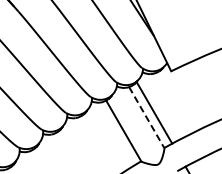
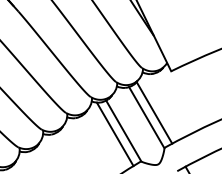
line: dashed -> solid (146, 118)
line: none -> present (114, 134)
